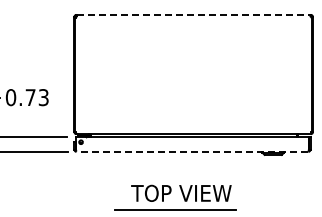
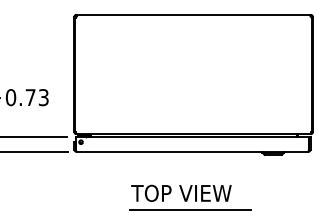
line: dashed -> solid (193, 14)
line: dashed -> solid (192, 151)
line position: (175, 209) -> (190, 209) (190, 209)
